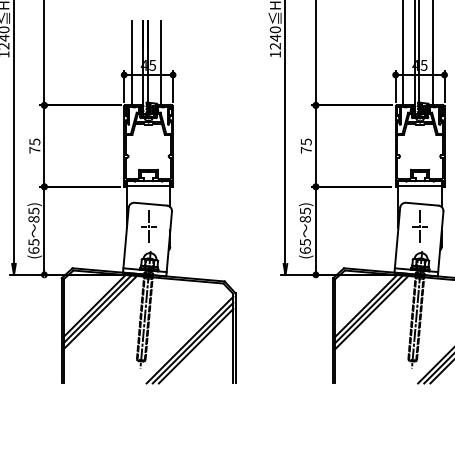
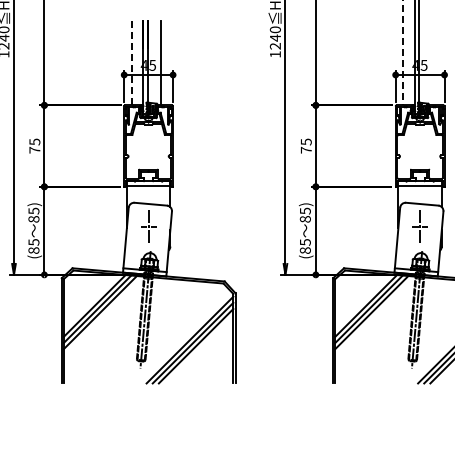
line: solid -> dashed (403, 52)
line: present -> none (432, 53)
line: solid -> dashed (131, 63)
text: (65 -> (85 (33, 250)
text: (65 -> (85 (304, 250)
